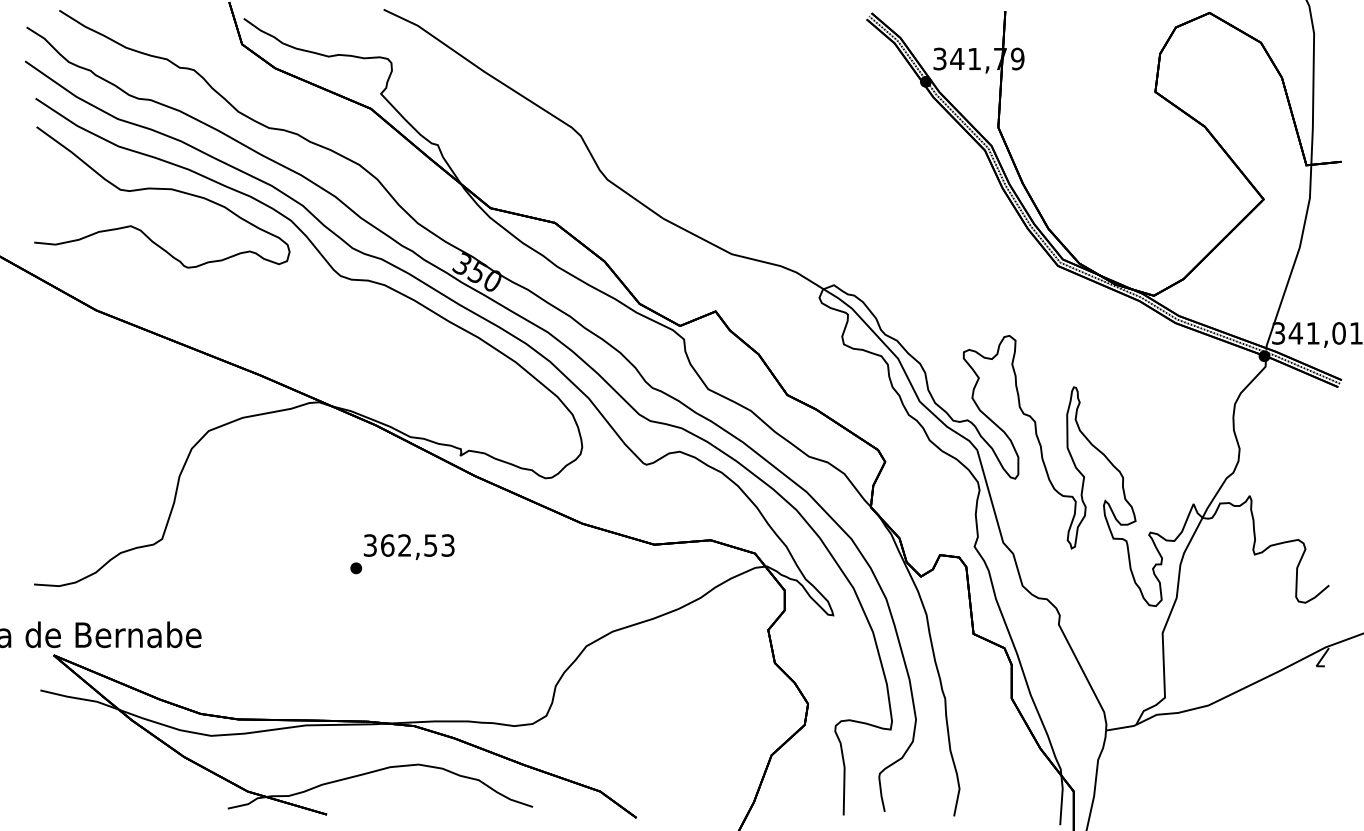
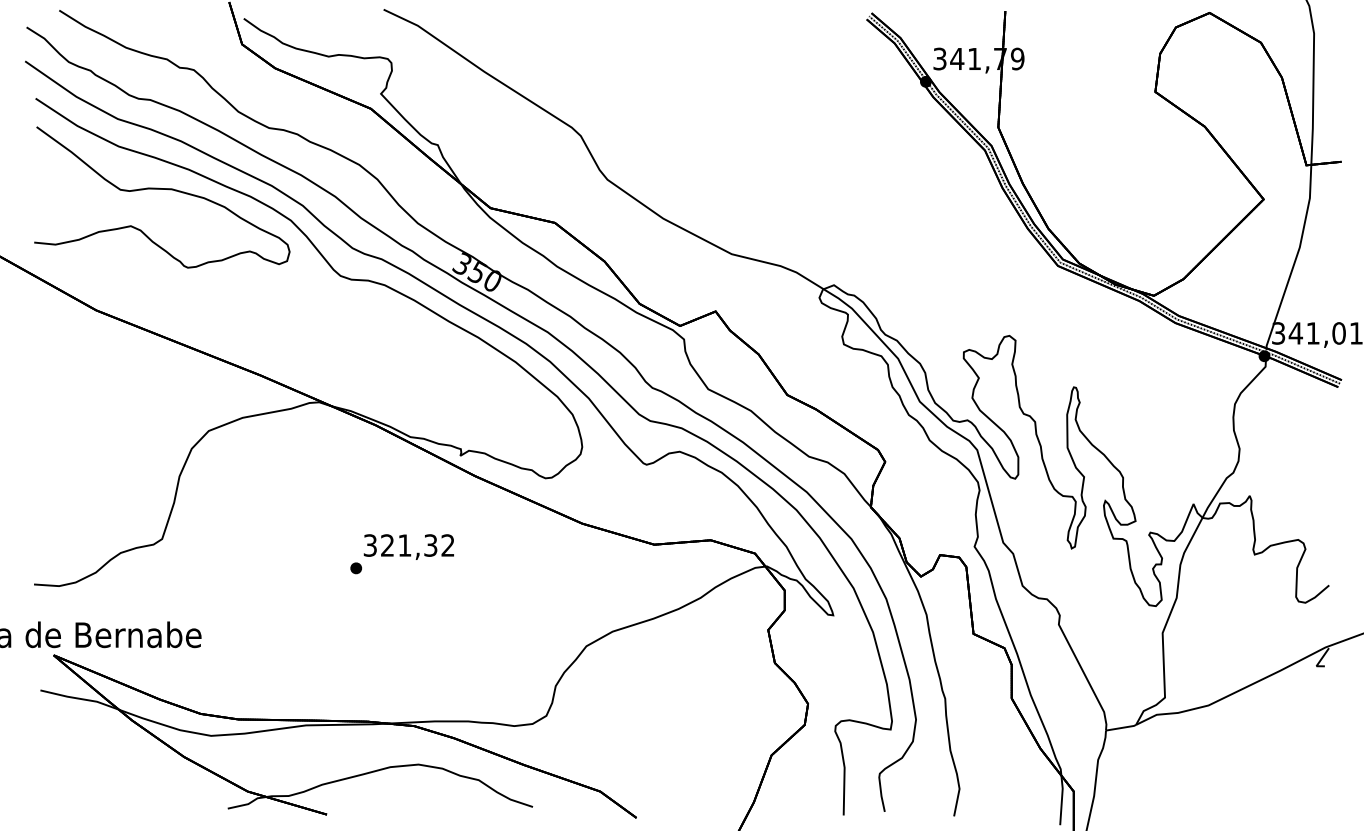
text: 362,53 -> 321,32 (417, 545)
